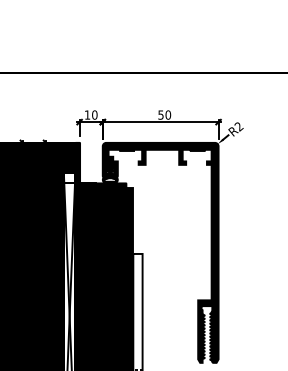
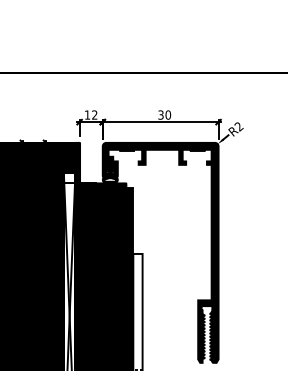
text: 10 -> 12 (94, 114)
text: 50 -> 30 (160, 114)
